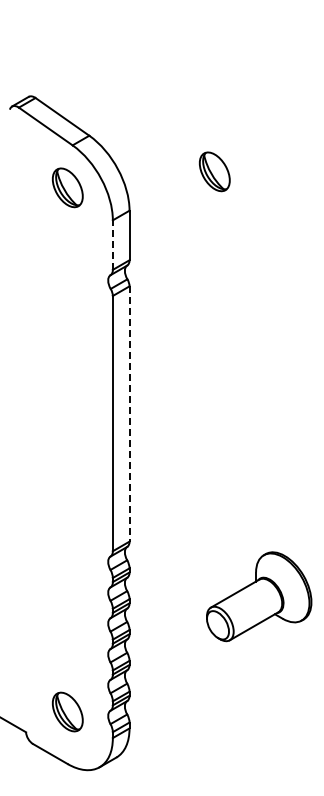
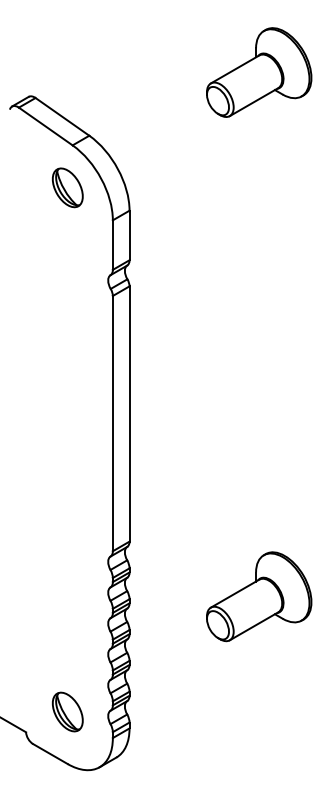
part: none -> present (259, 72)
part: present -> none (214, 171)
line: dashed -> solid (112, 245)
line: dashed -> solid (129, 413)
